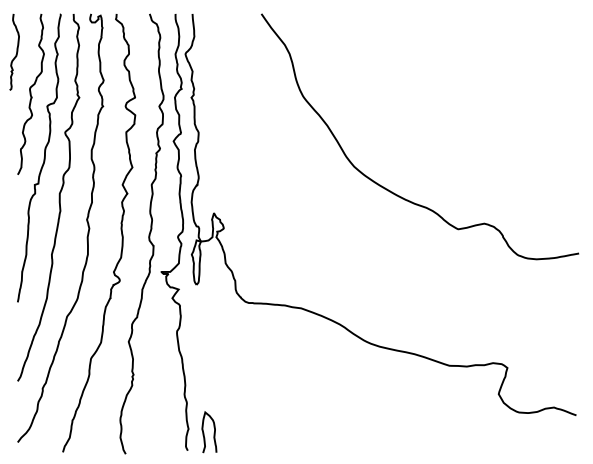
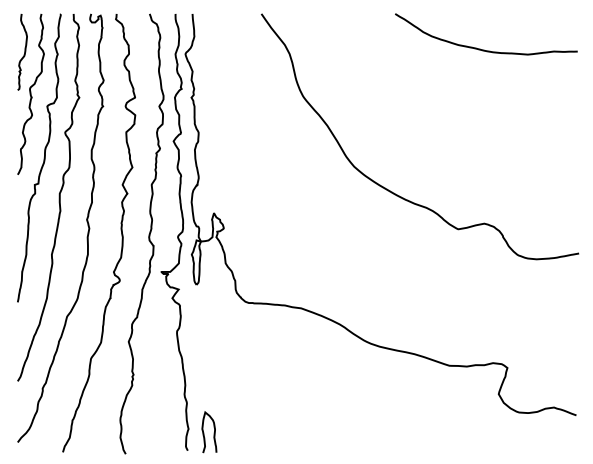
curve: none -> present (484, 49)
curve position: (16, 51) -> (24, 51) (24, 51)
